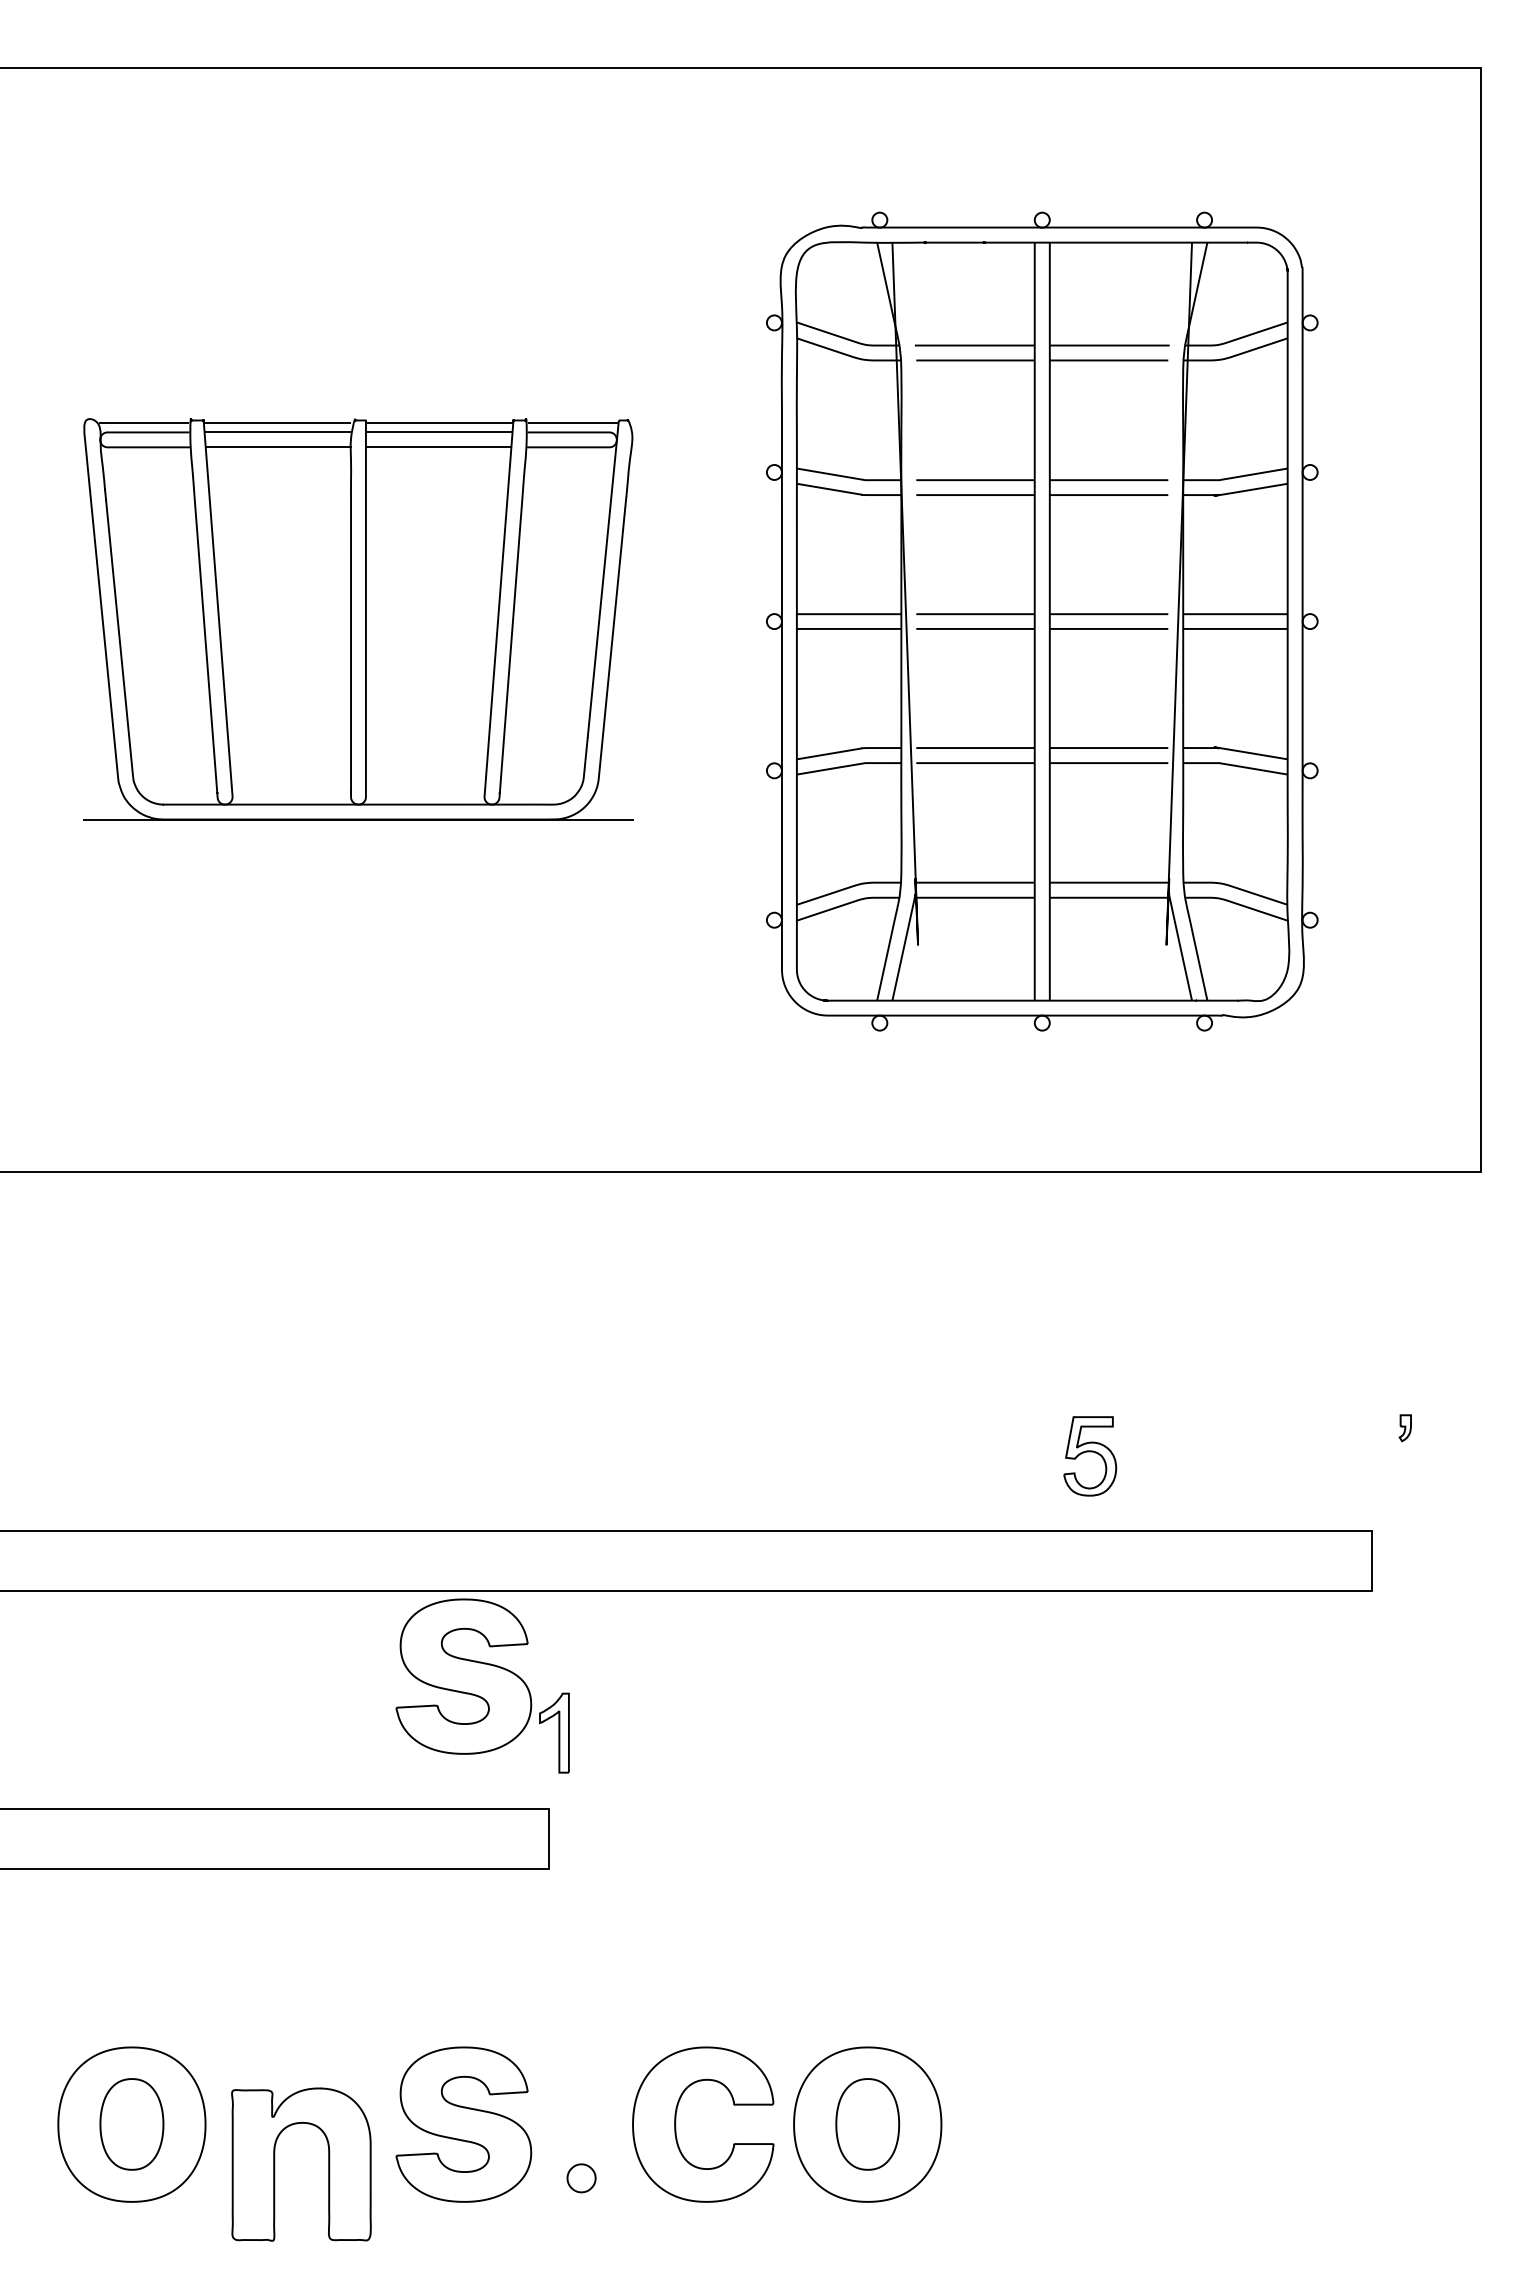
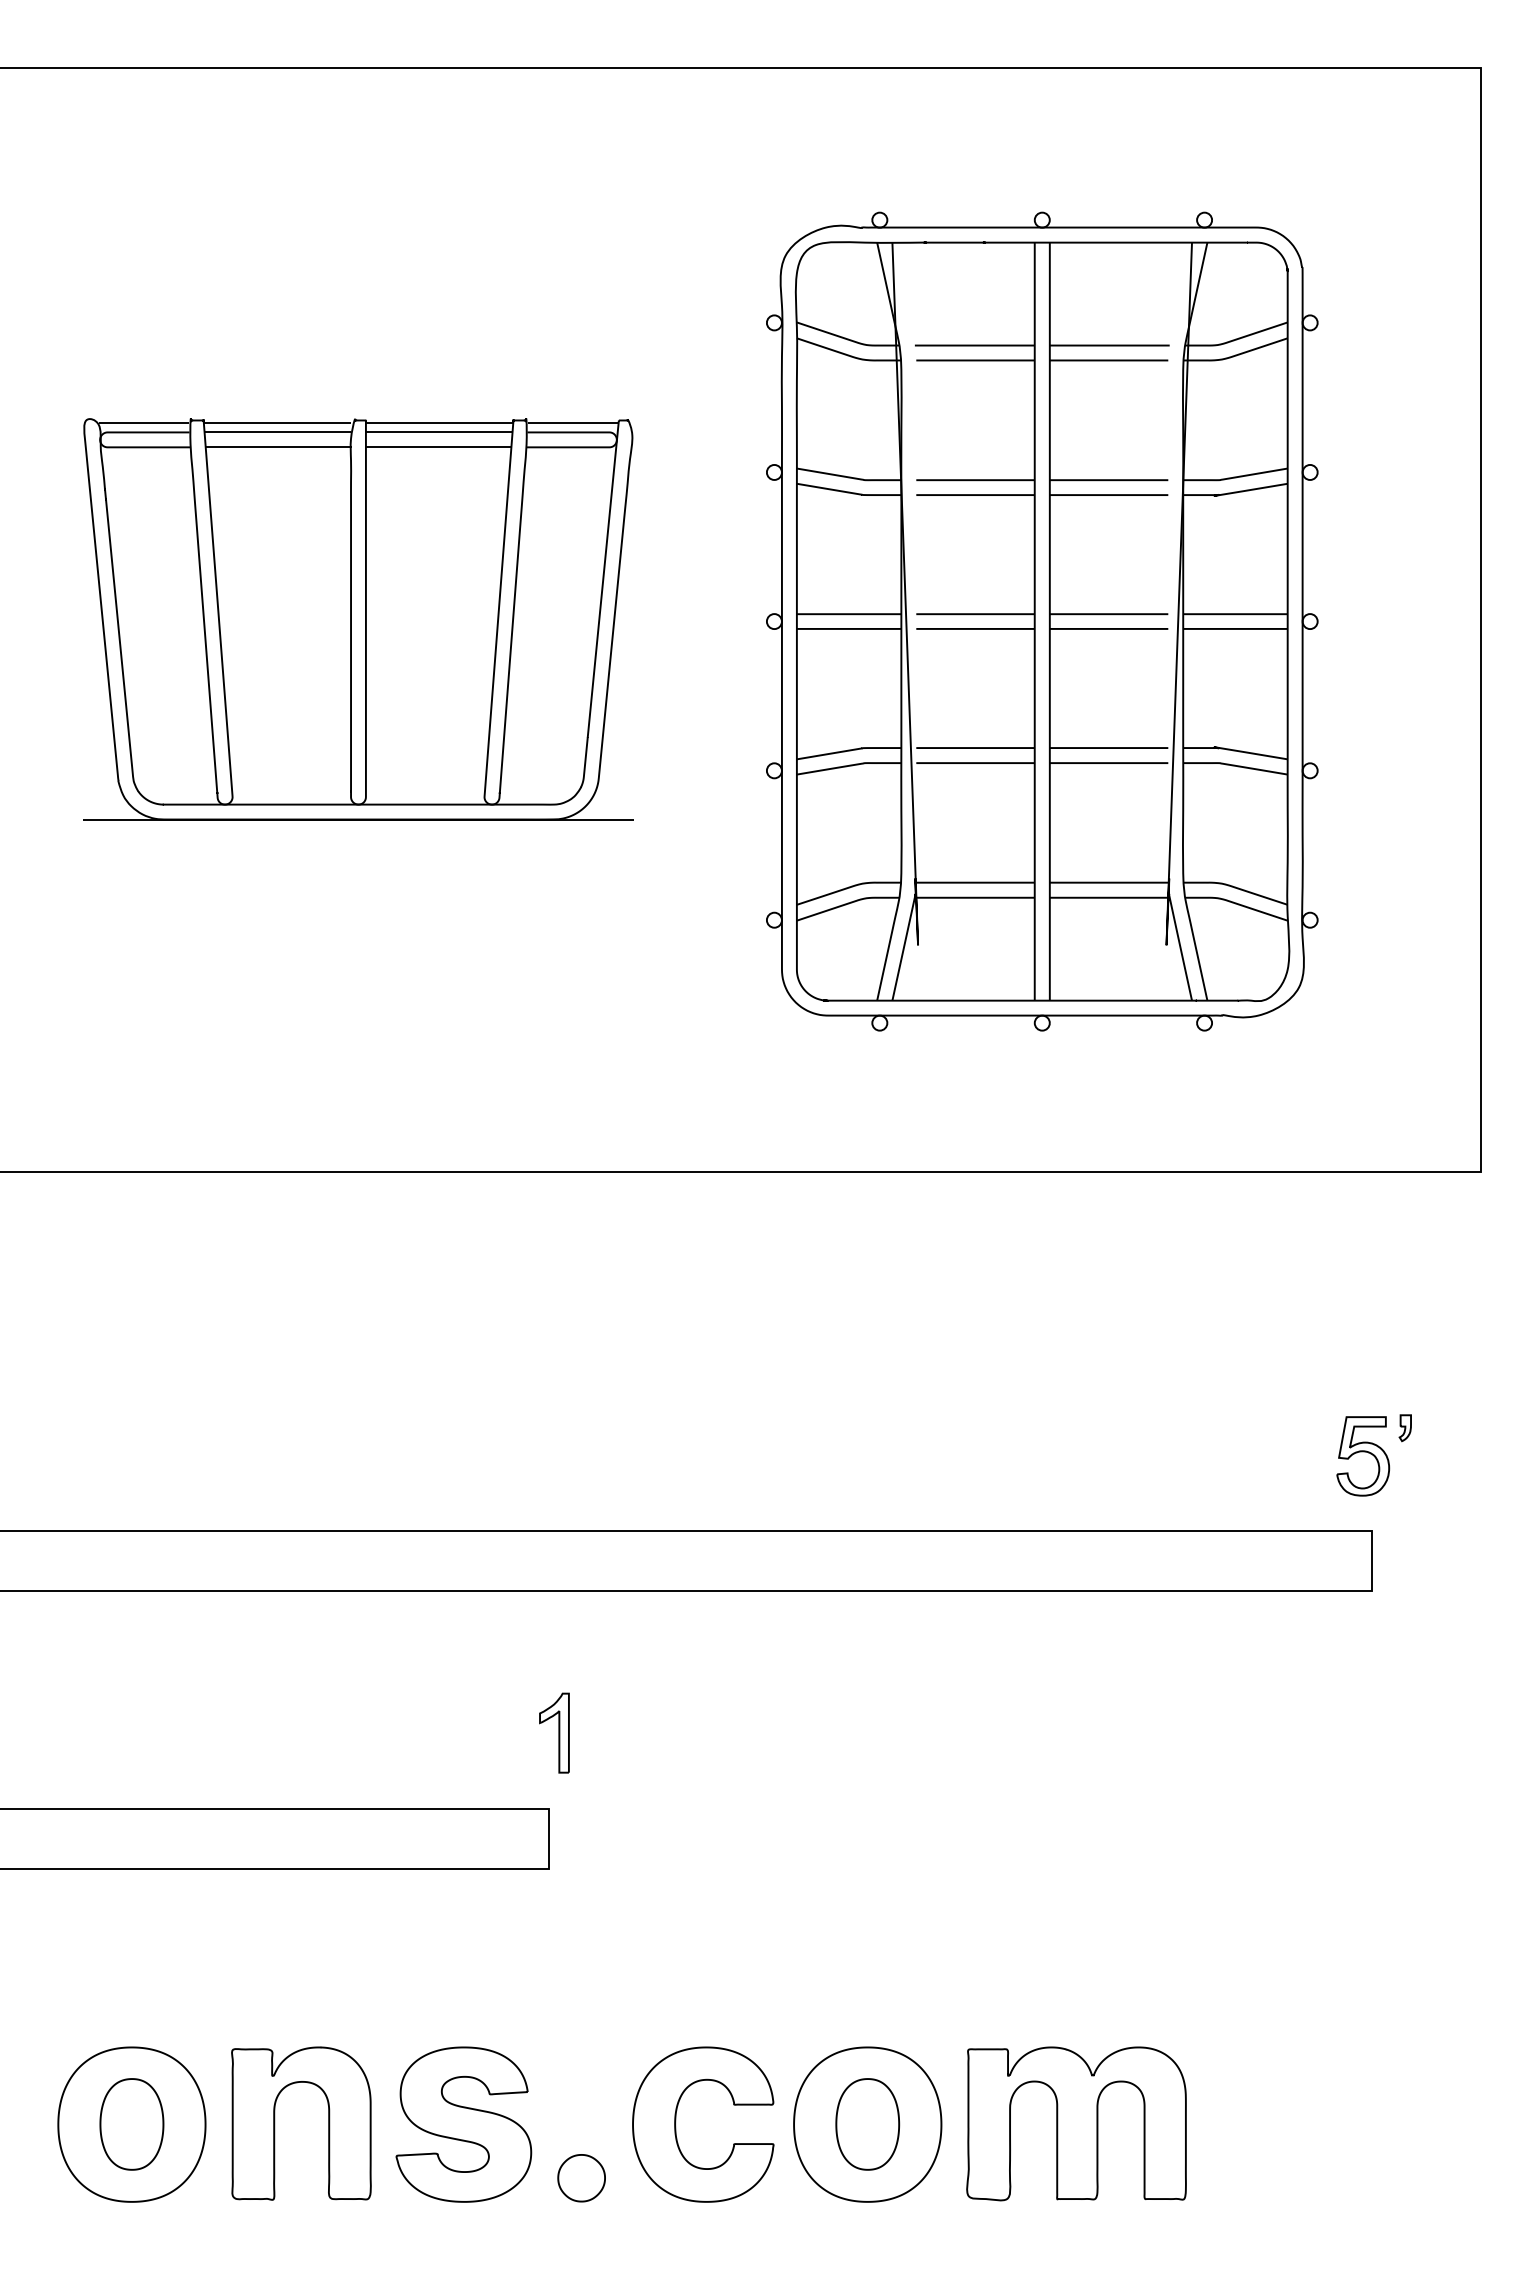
part position: (1090, 1456) -> (1363, 1456) (1363, 1456)
part: present -> none (463, 1676)
part: none -> present (1076, 2123)
part position: (275, 2164) -> (275, 2123) (275, 2123)
part size: 31x31 px -> 49x49 px (581, 2178)
